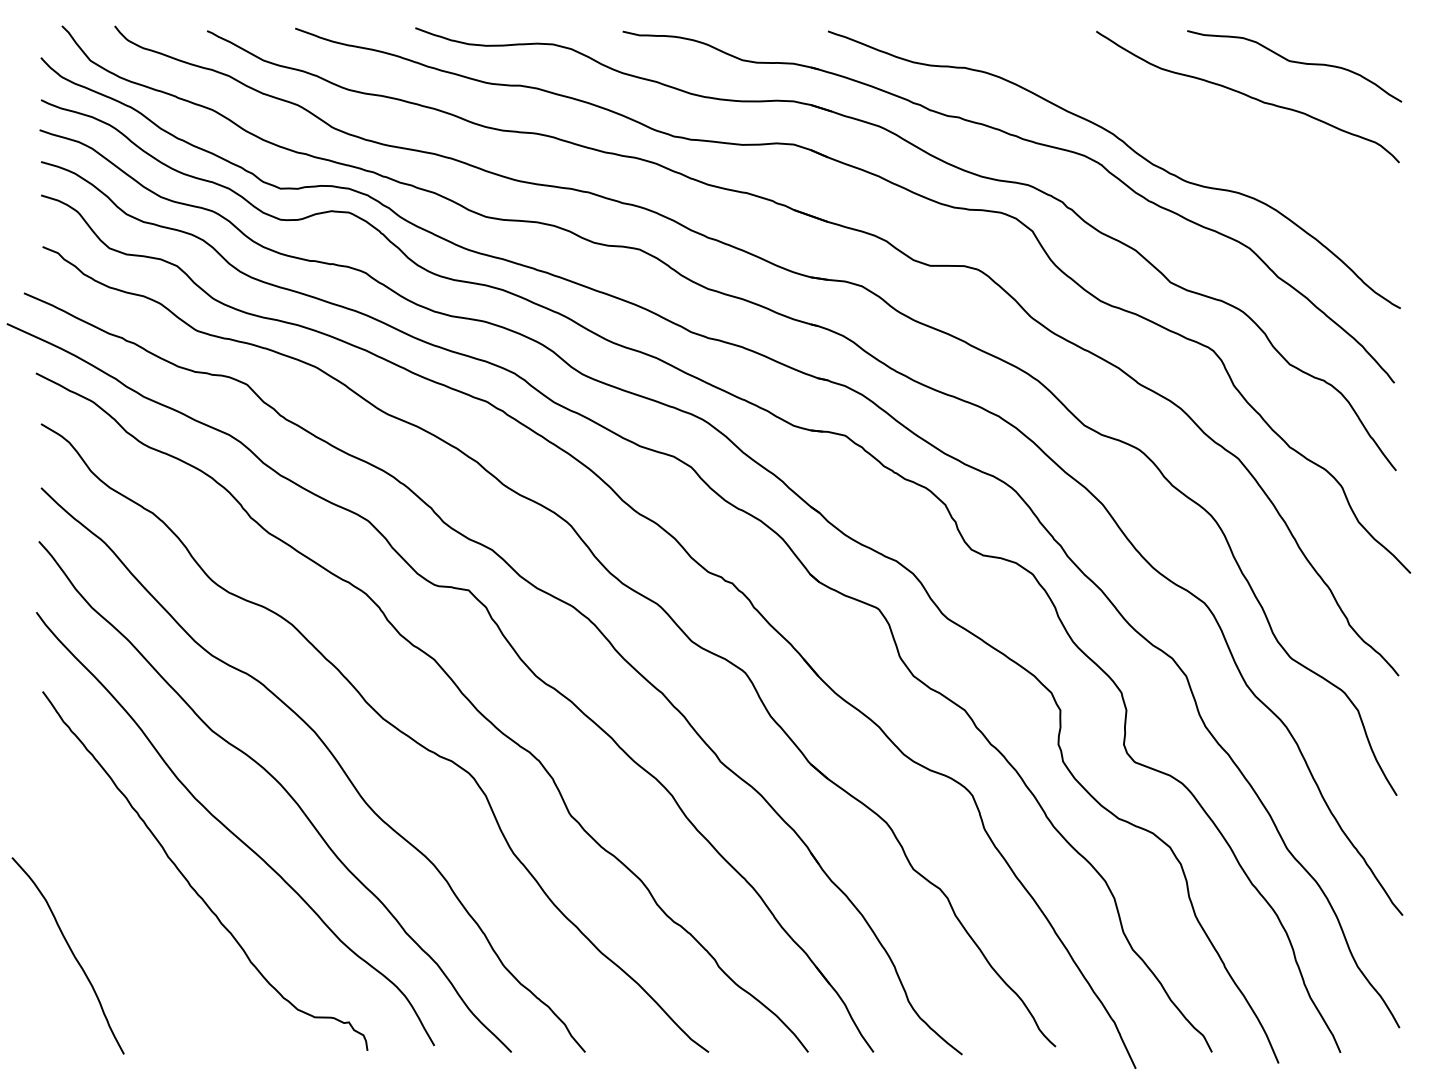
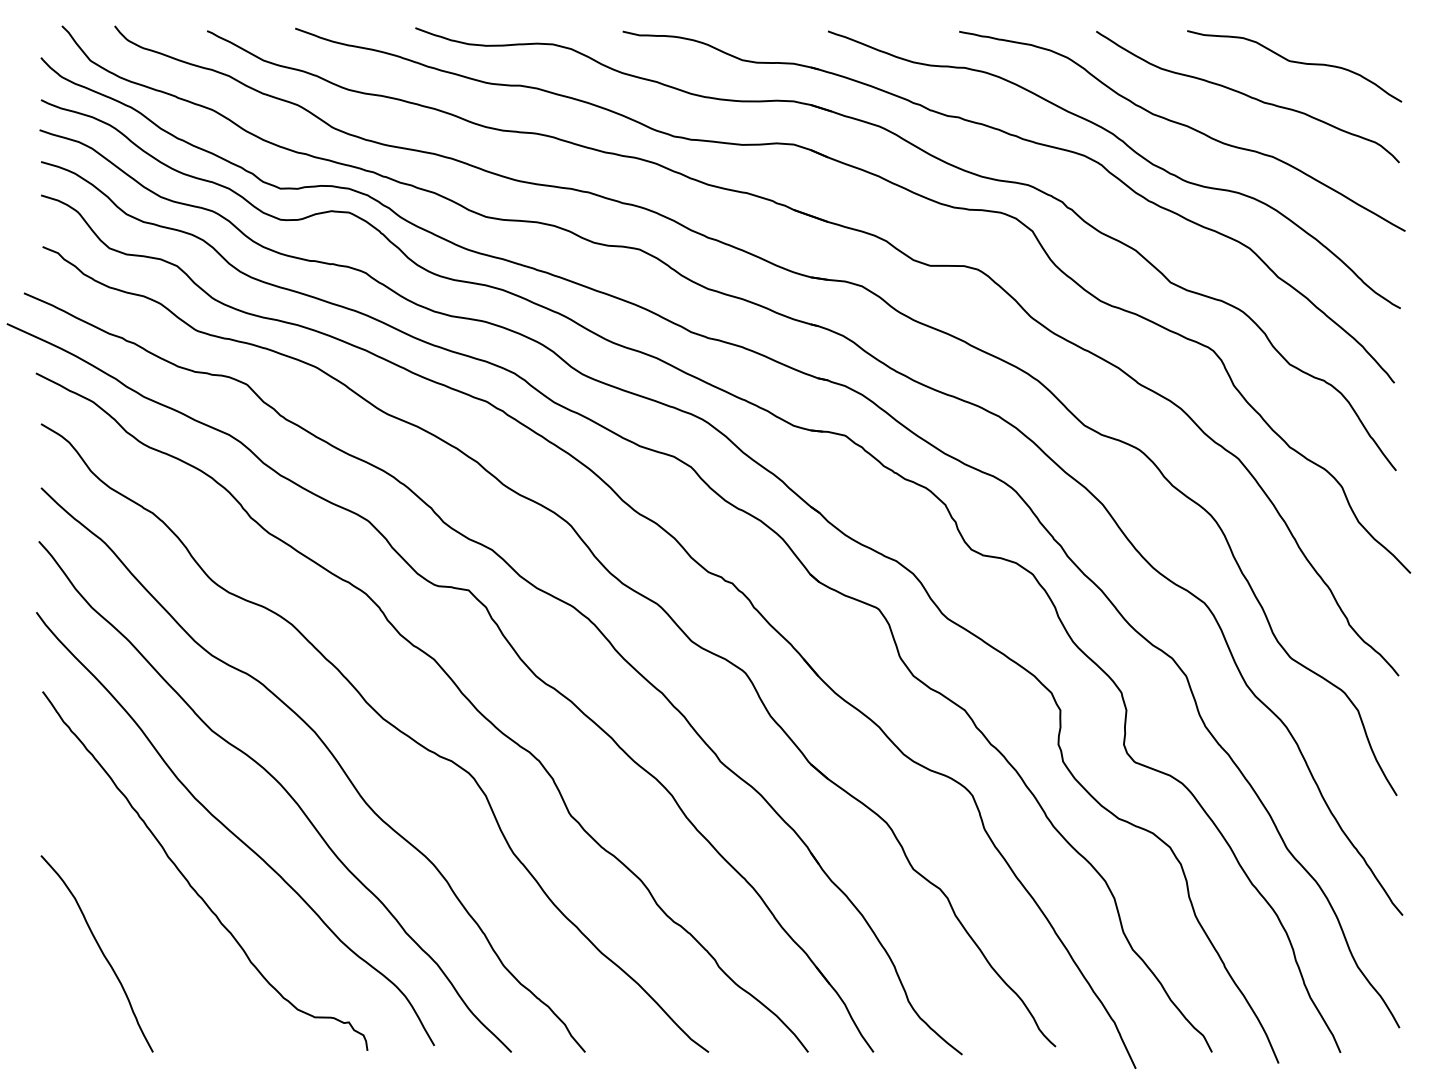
curve: none -> present (1184, 126)
curve position: (71, 953) -> (100, 951) (100, 951)
